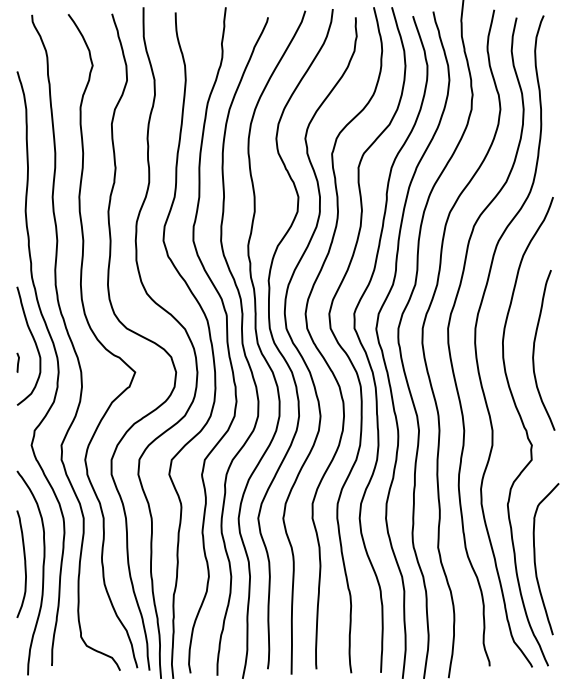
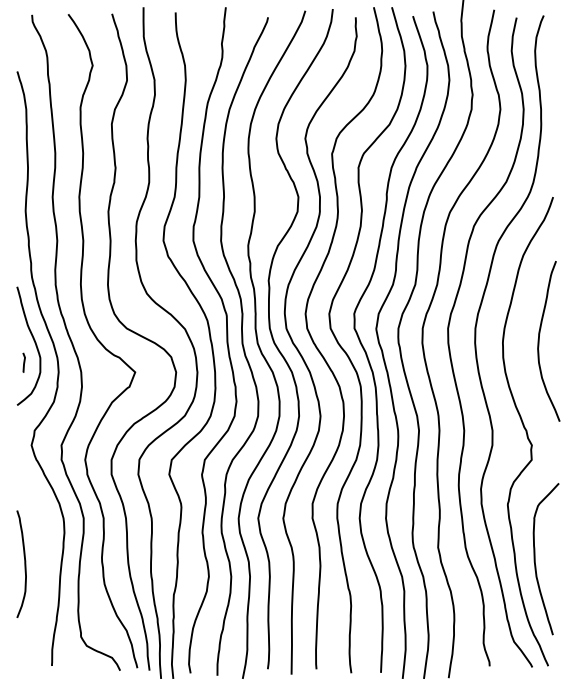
curve position: (534, 350) -> (539, 341) (539, 341)
line position: (17, 362) -> (23, 362) (23, 362)
curve: present -> none (42, 572)
